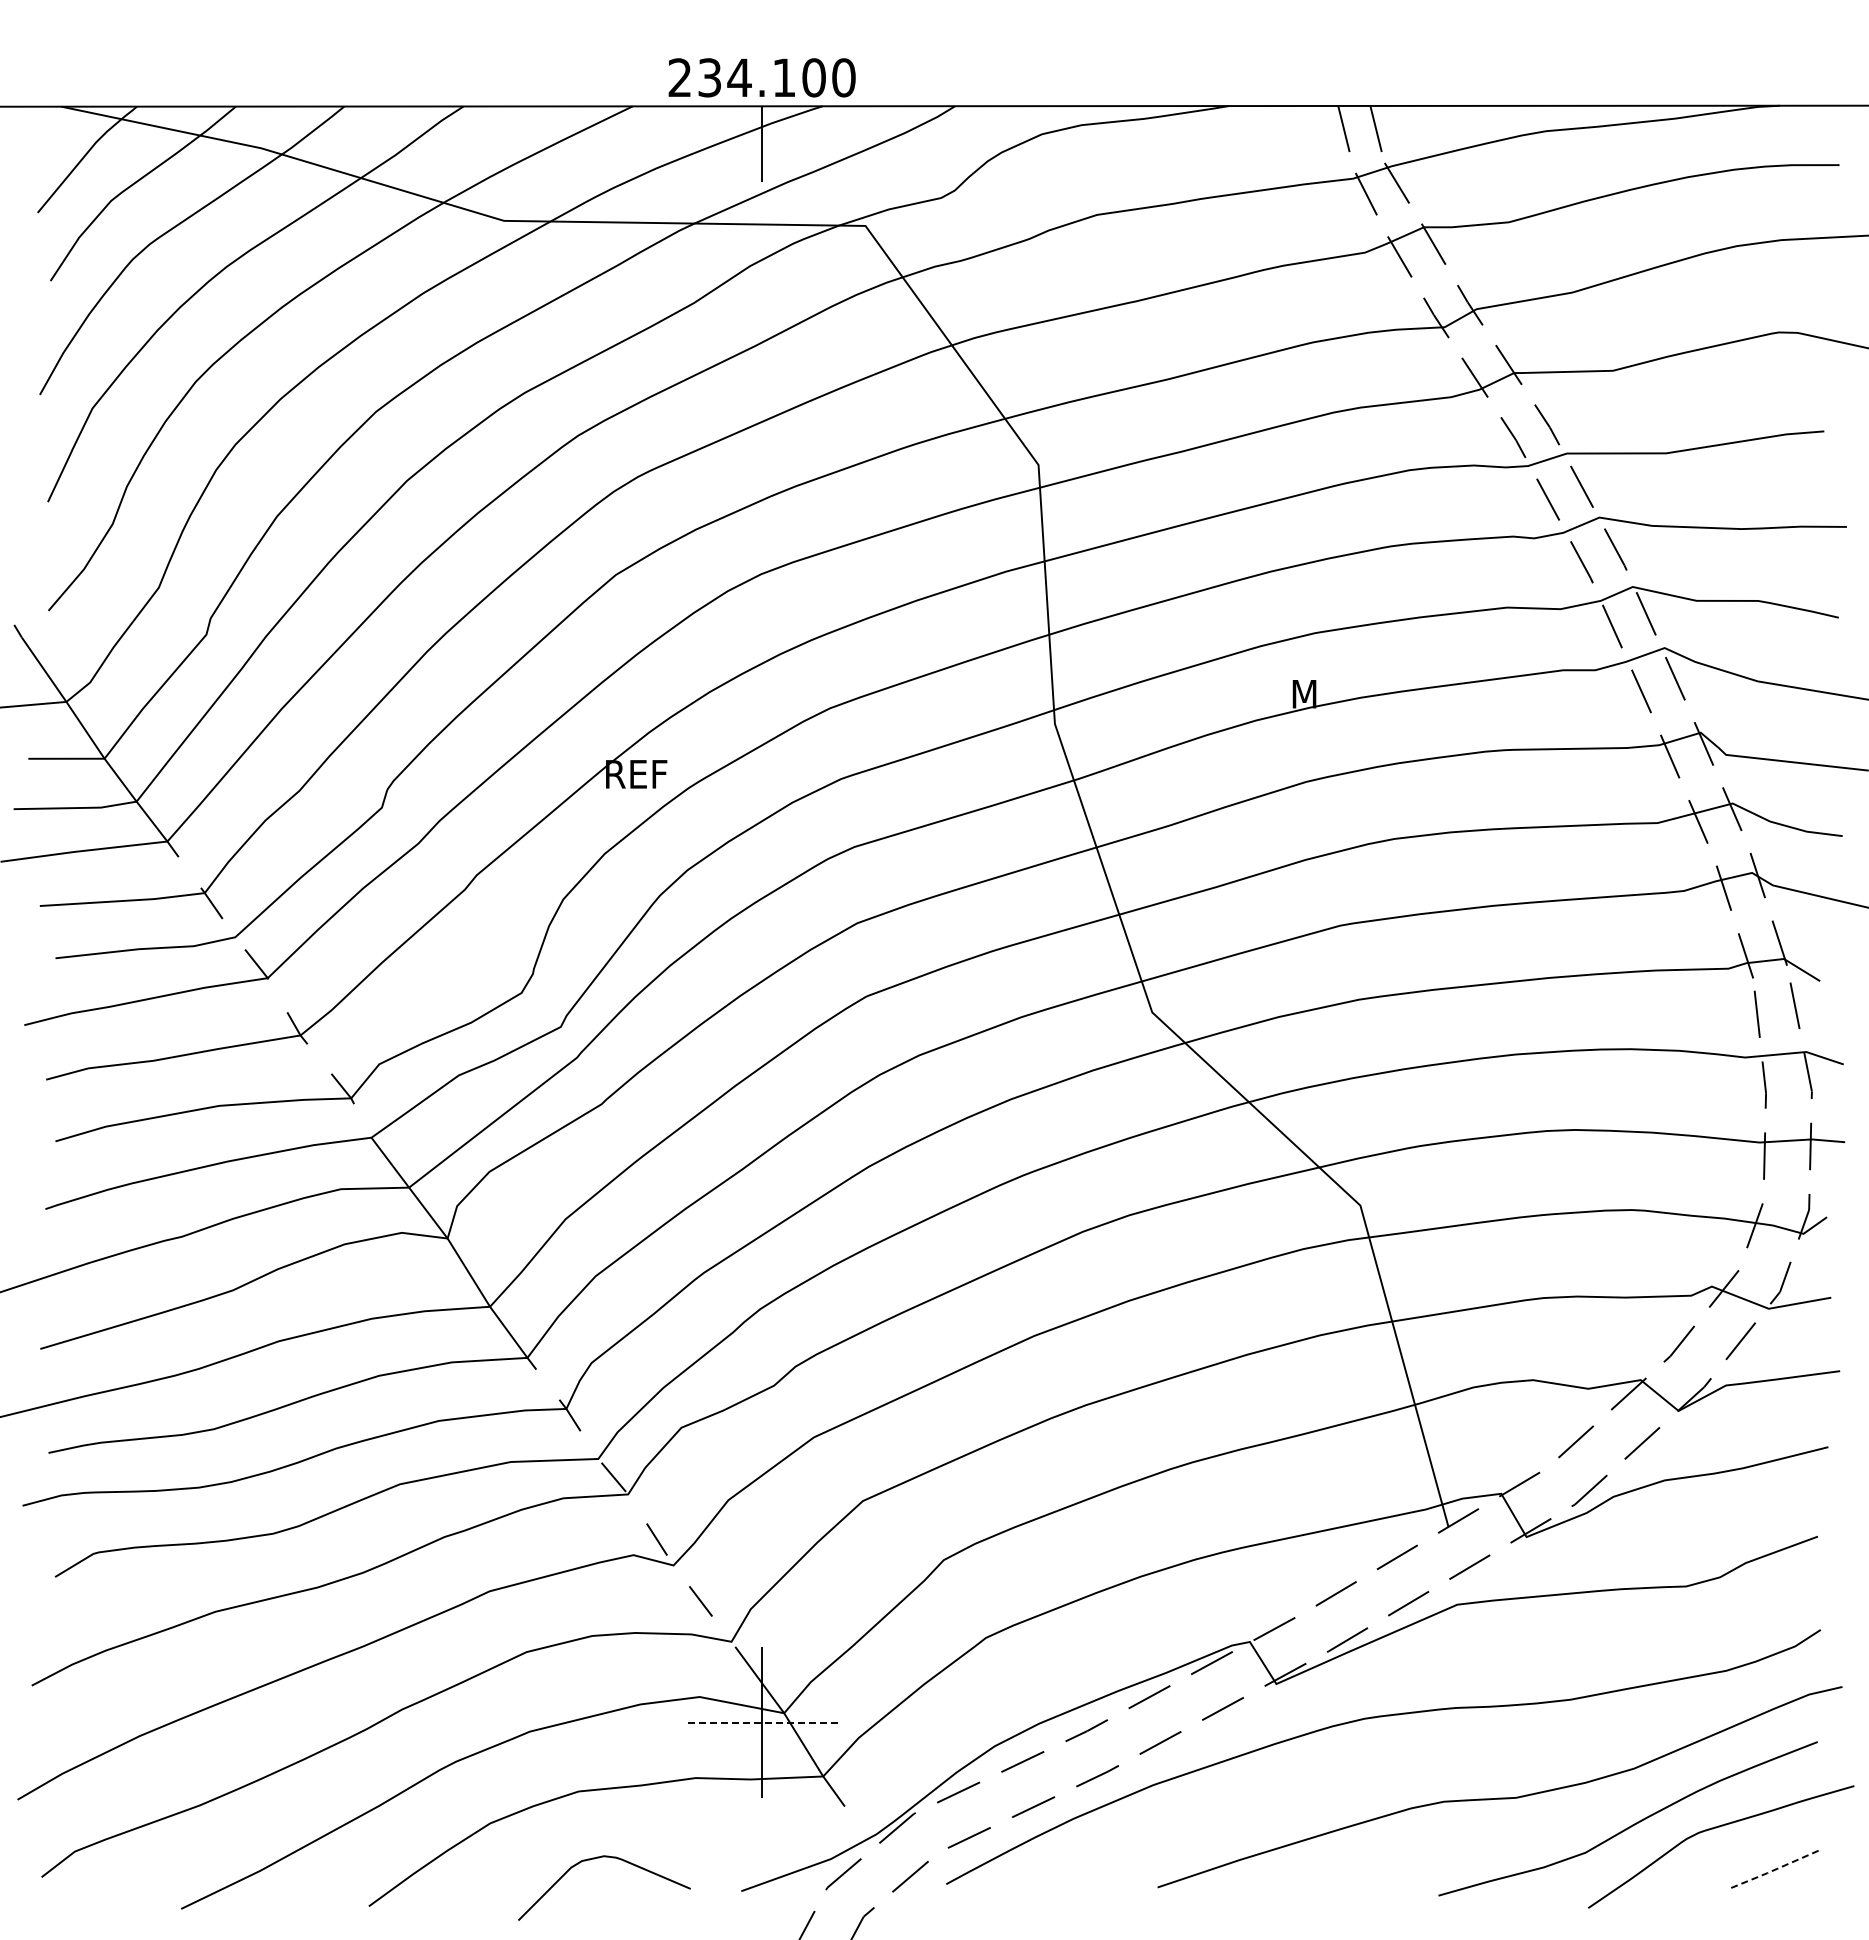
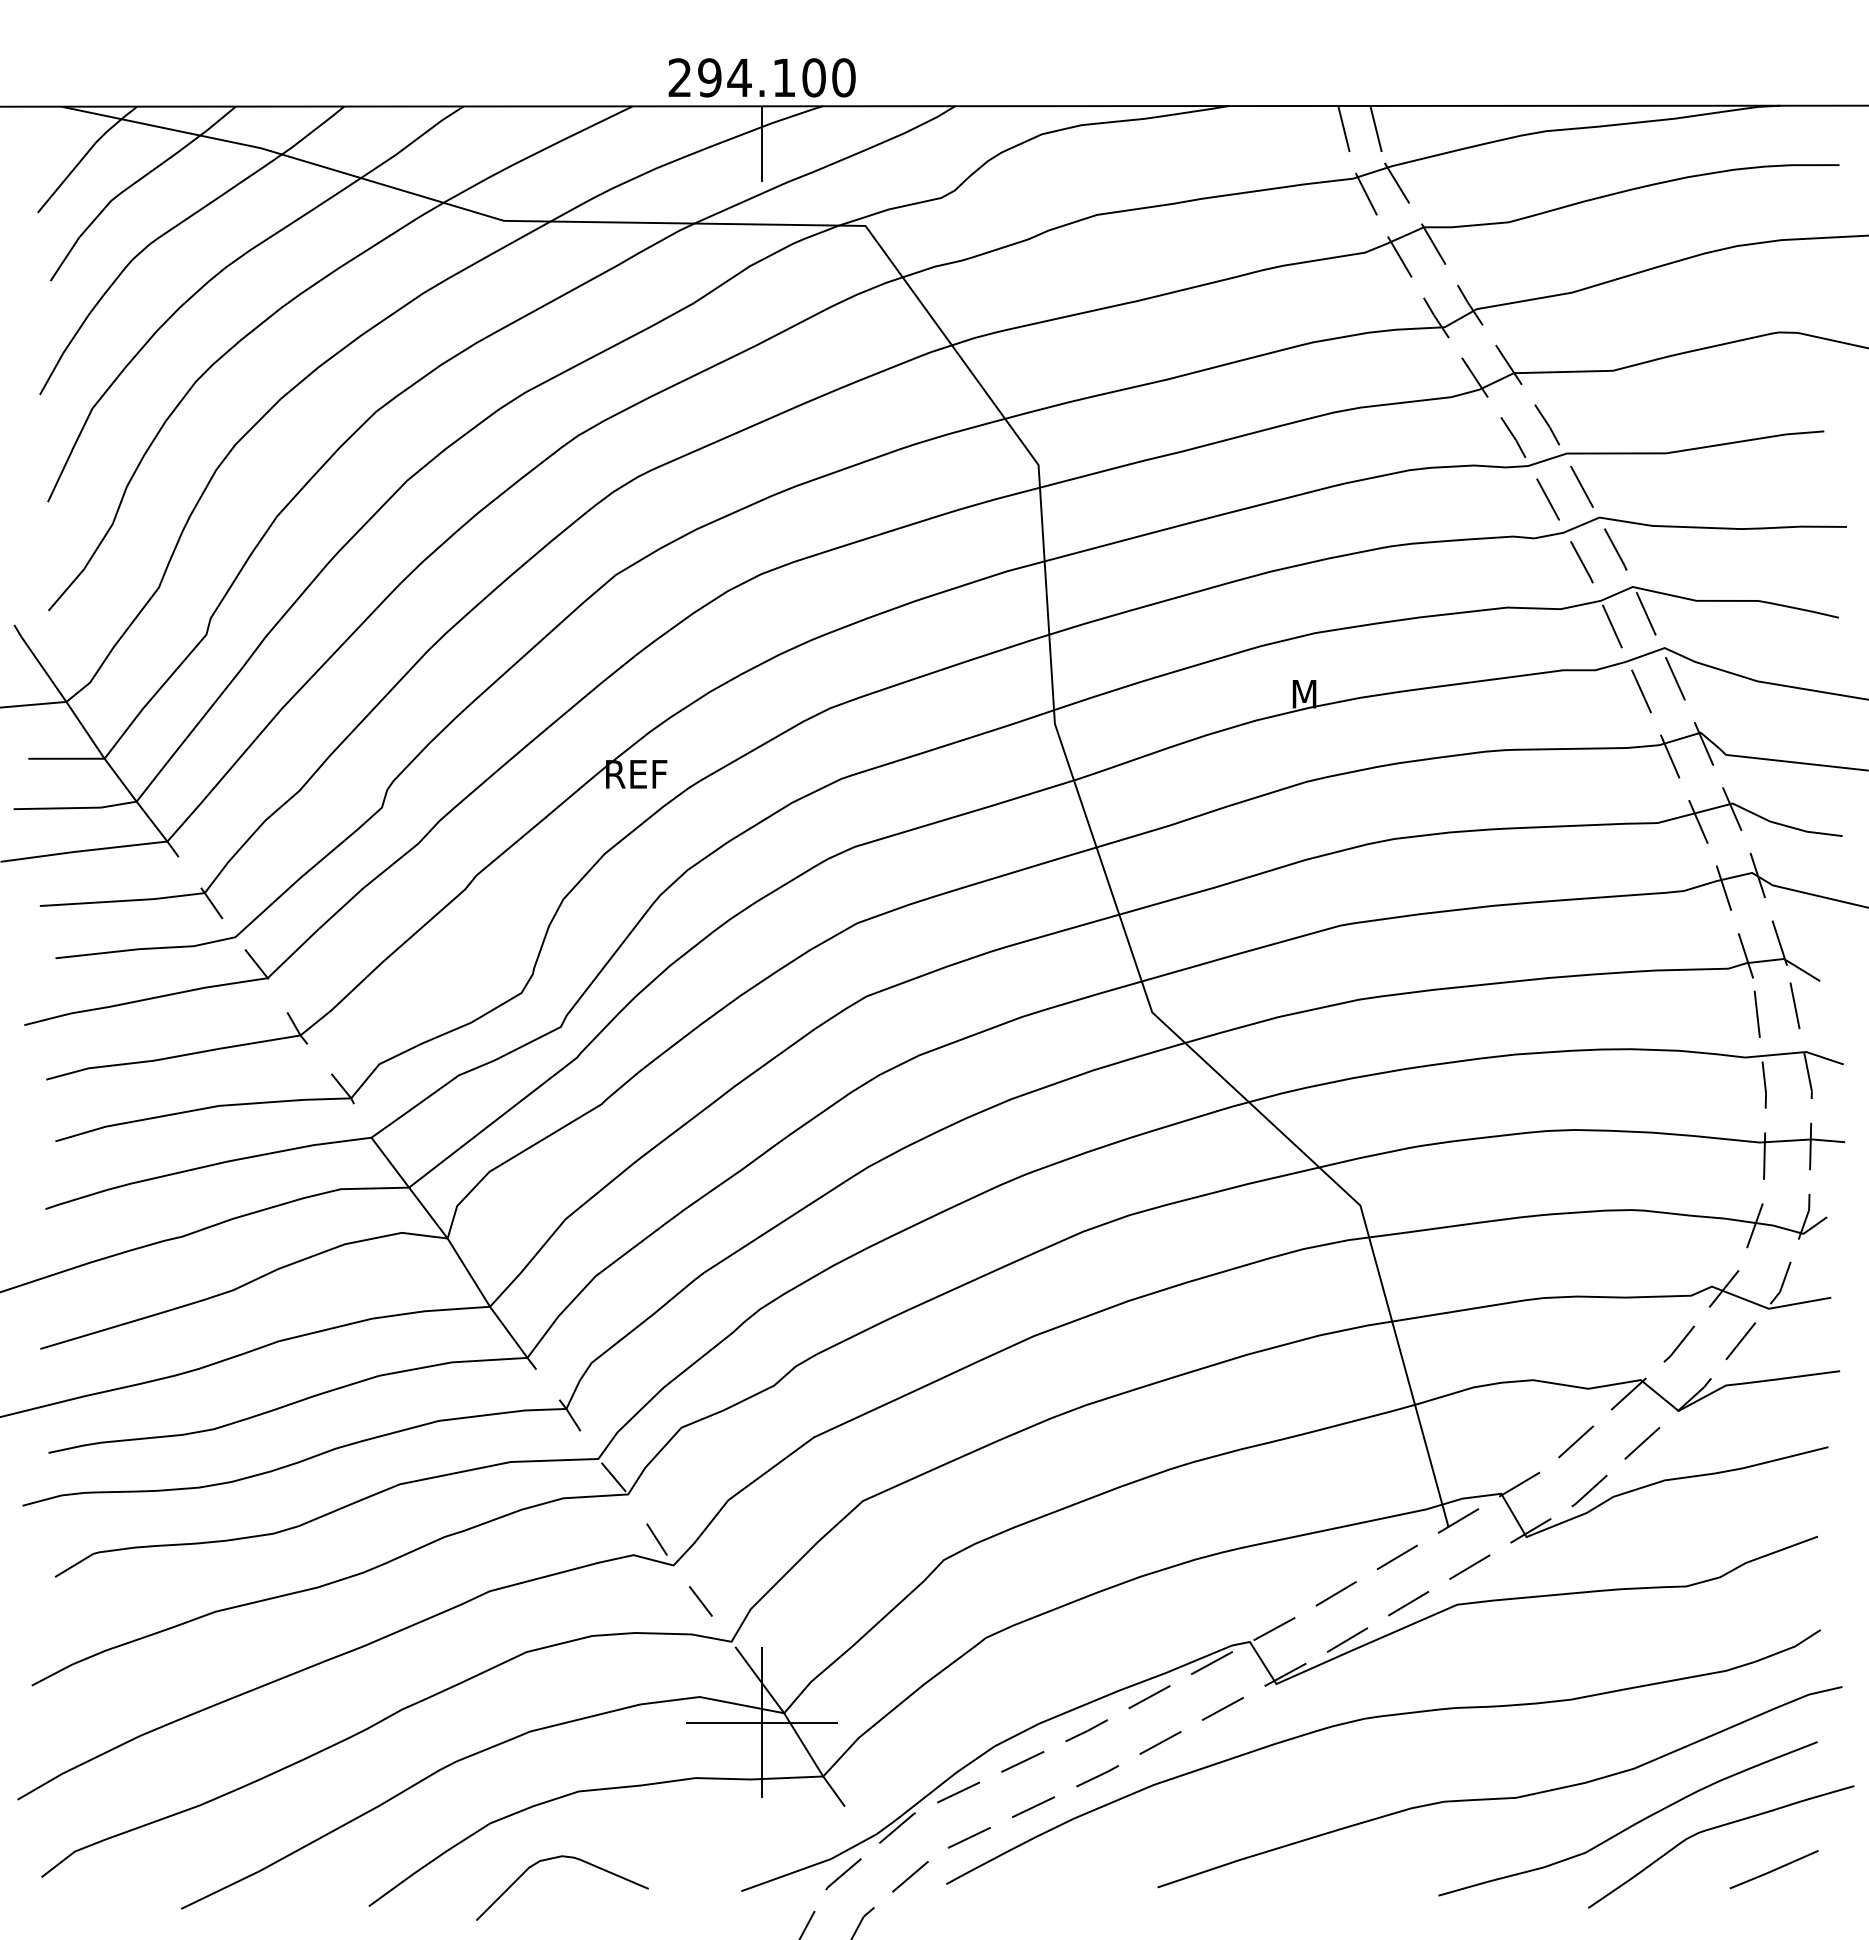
text: 234.100 -> 294.100 (709, 77)
line: dashed -> solid (762, 1722)
curve position: (599, 1858) -> (557, 1858) (557, 1858)
line: dashed -> solid (1773, 1870)
